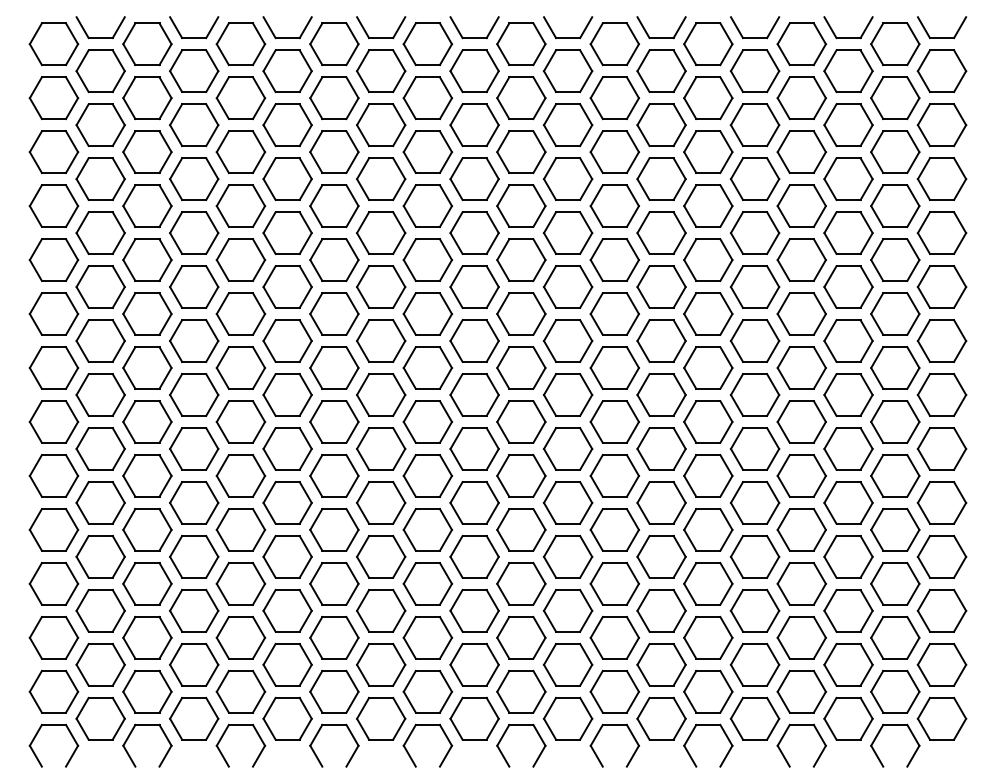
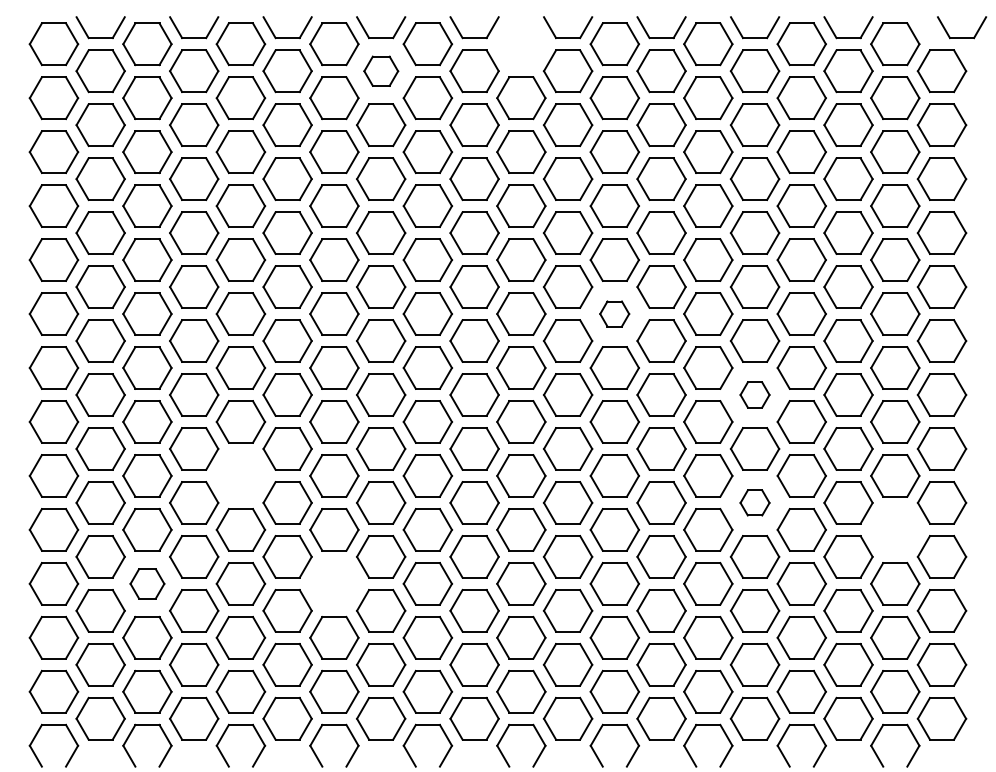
part position: (941, 37) -> (961, 37) (961, 37)
part: present -> none (521, 44)
part size: 51x45 px -> 37x32 px (381, 70)
part size: 51x44 px -> 32x28 px (614, 313)
part size: 52x44 px -> 32x28 px (754, 394)
part: present -> none (240, 475)
part size: 52x44 px -> 32x28 px (754, 502)
part: present -> none (895, 529)
part size: 51x44 px -> 37x32 px (147, 583)
part: present -> none (334, 583)
